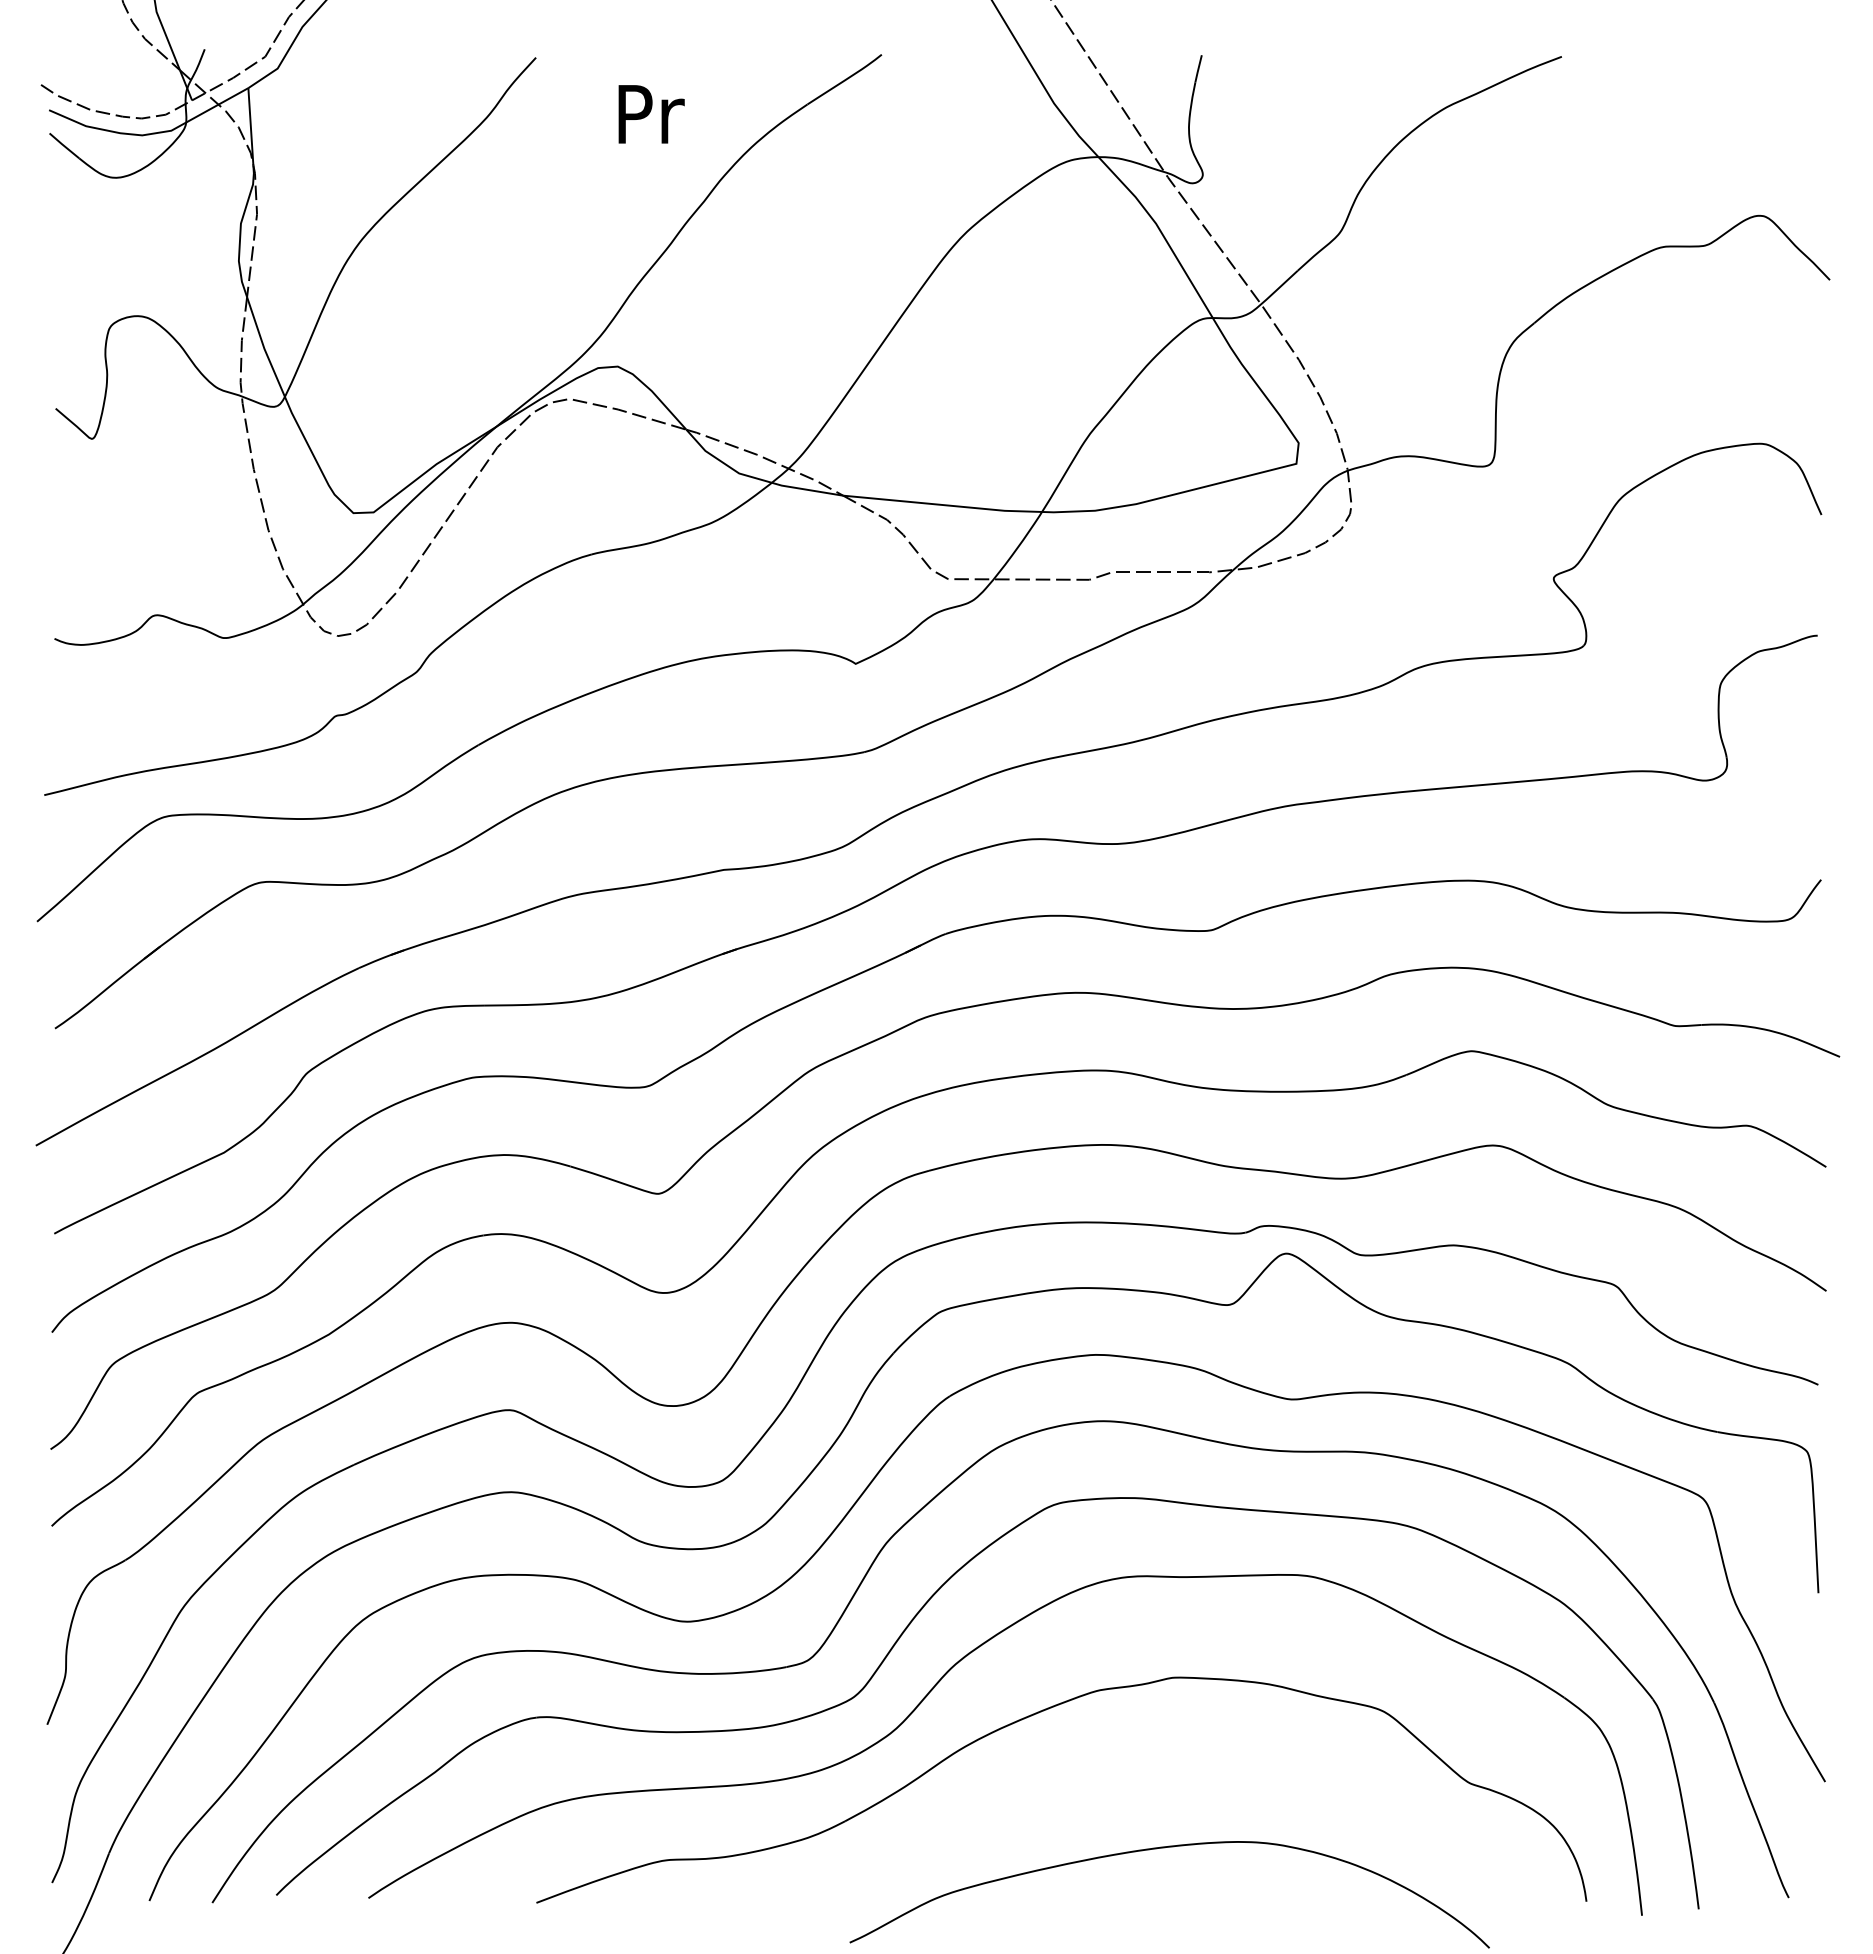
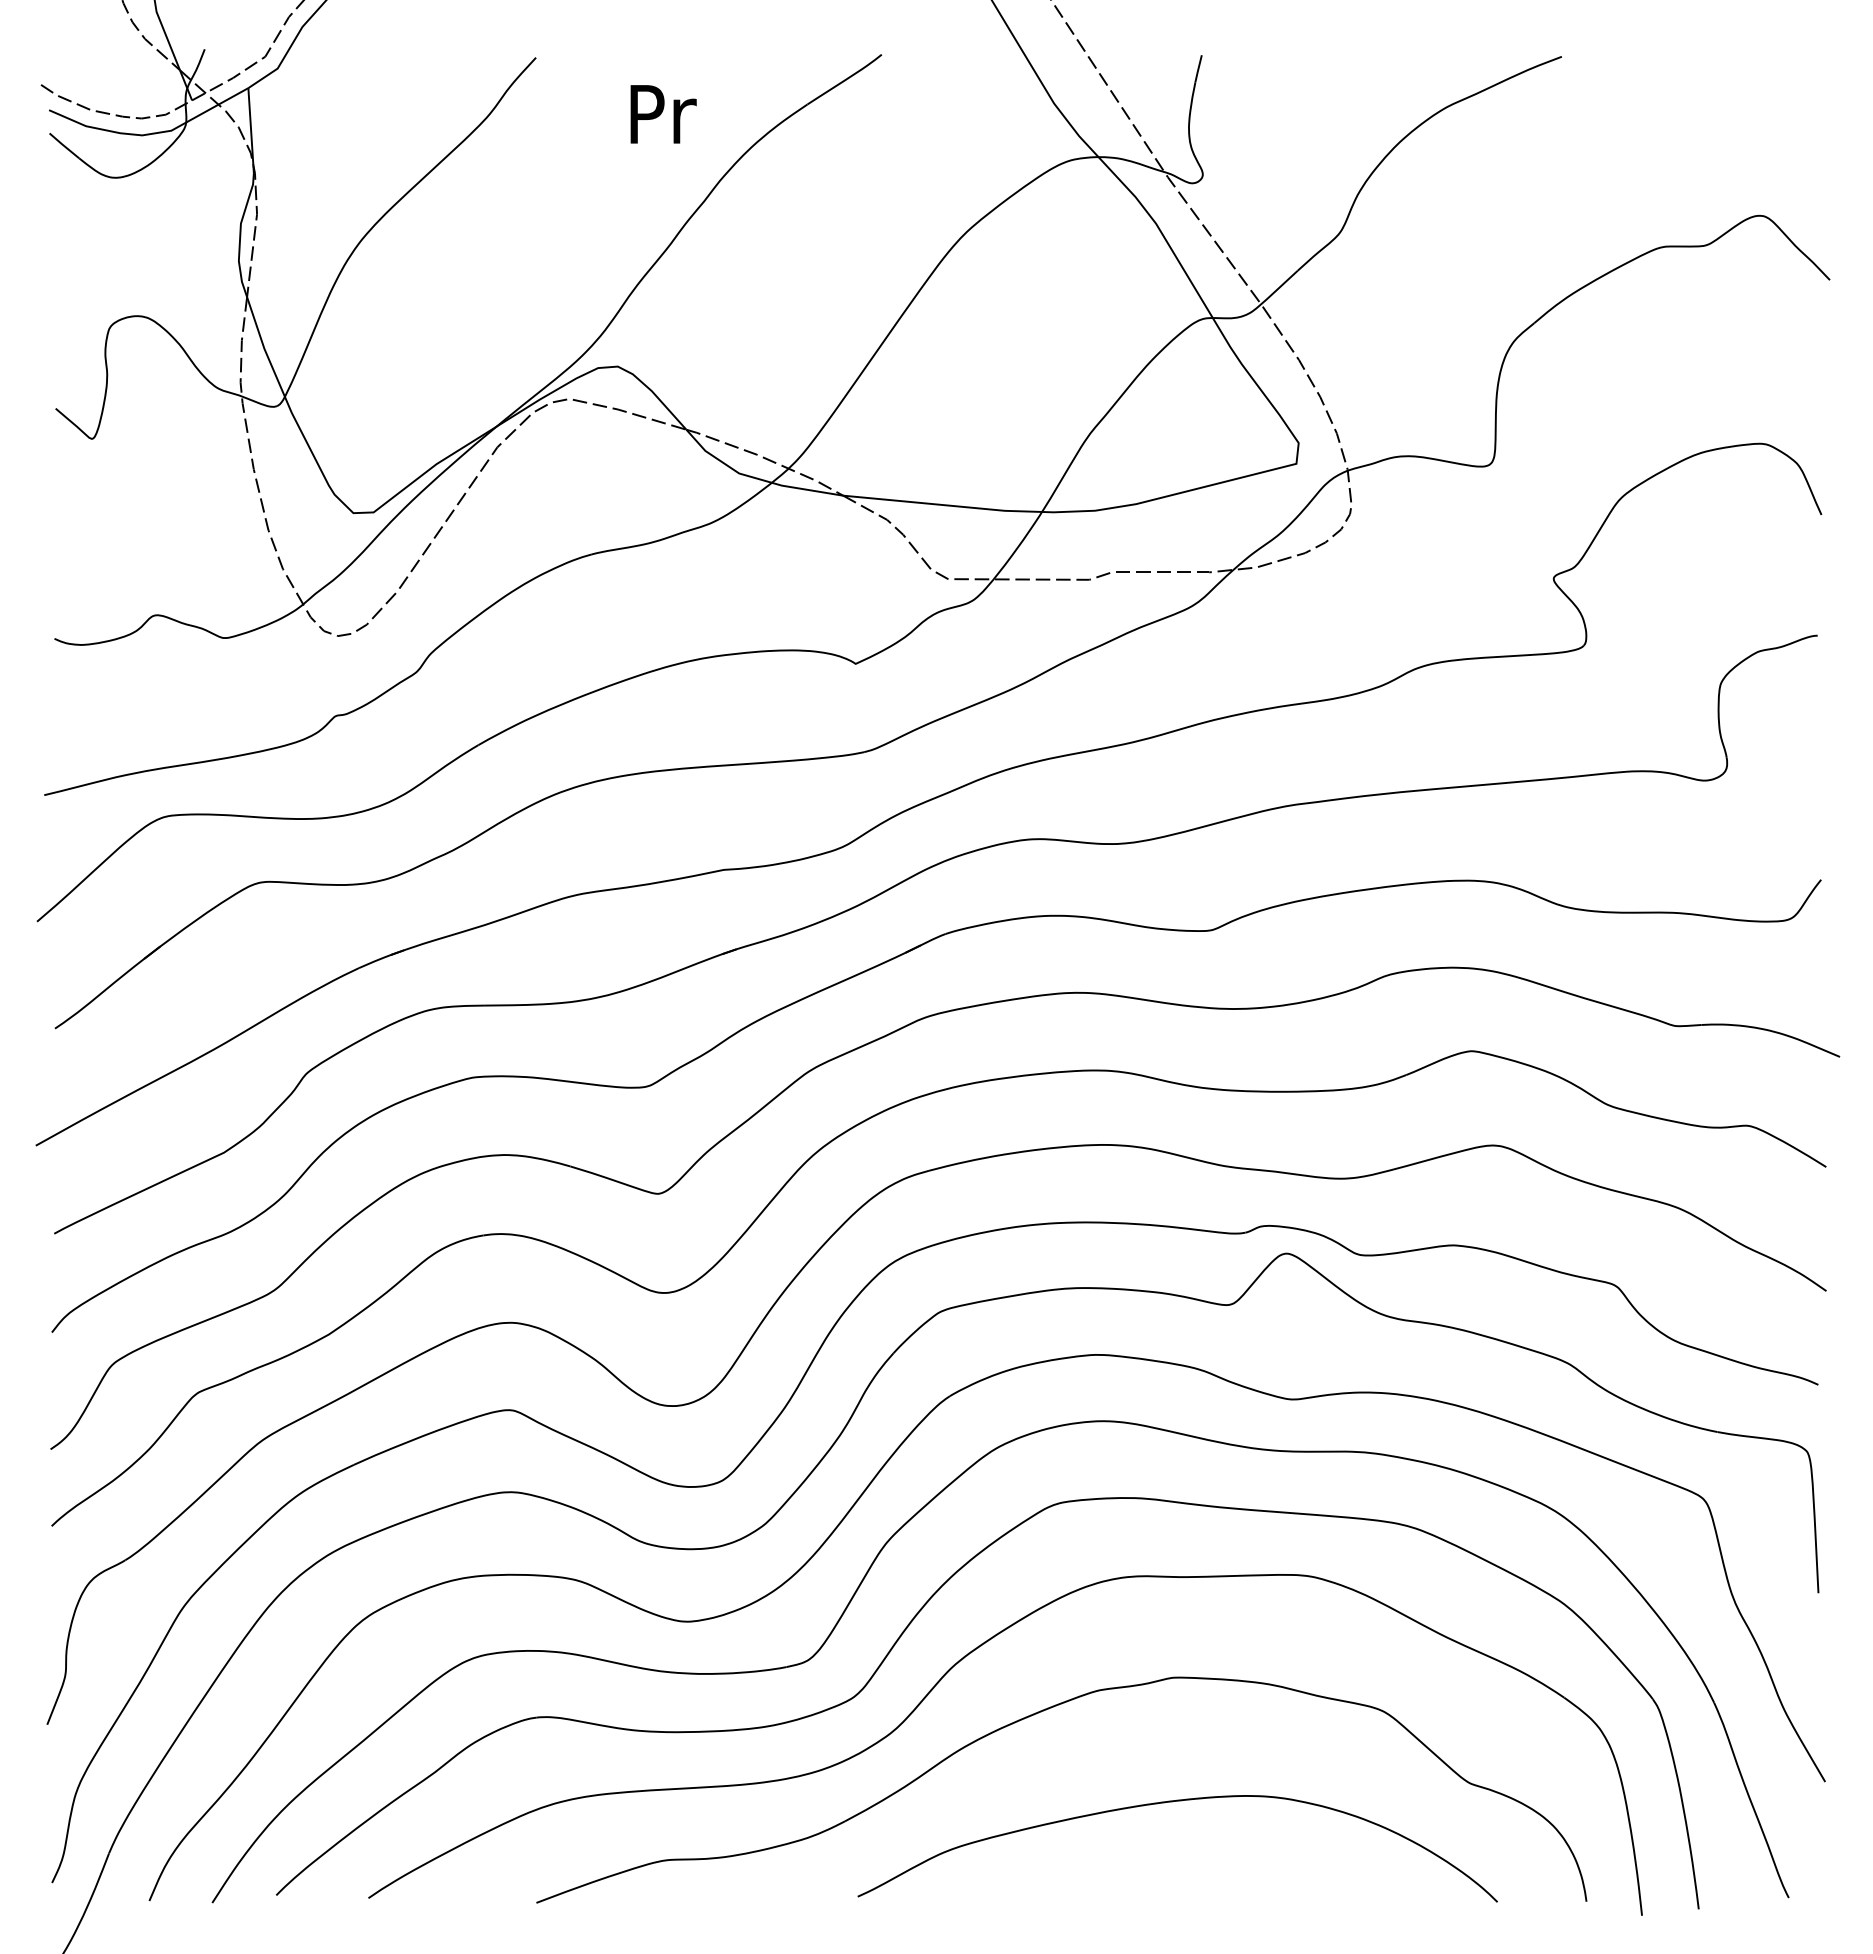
text position: (651, 114) -> (663, 114) (663, 114)
curve position: (1164, 1848) -> (1172, 1802) (1172, 1802)
